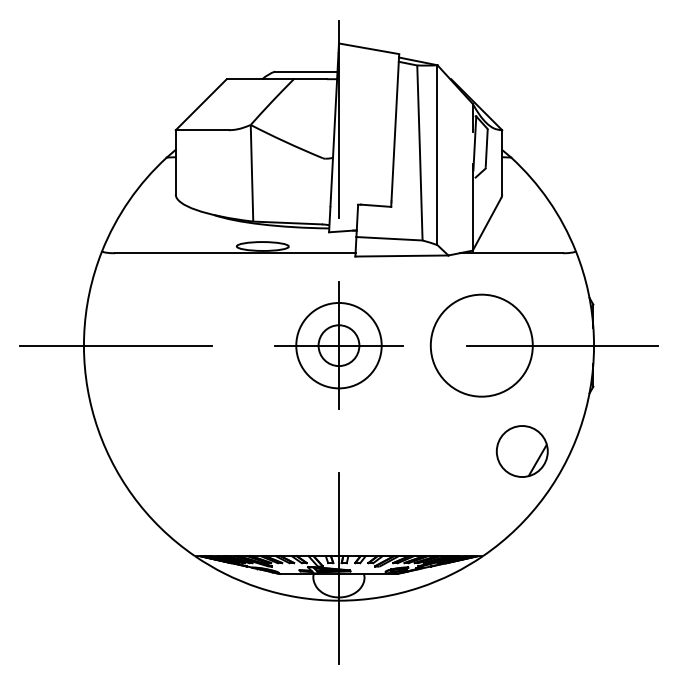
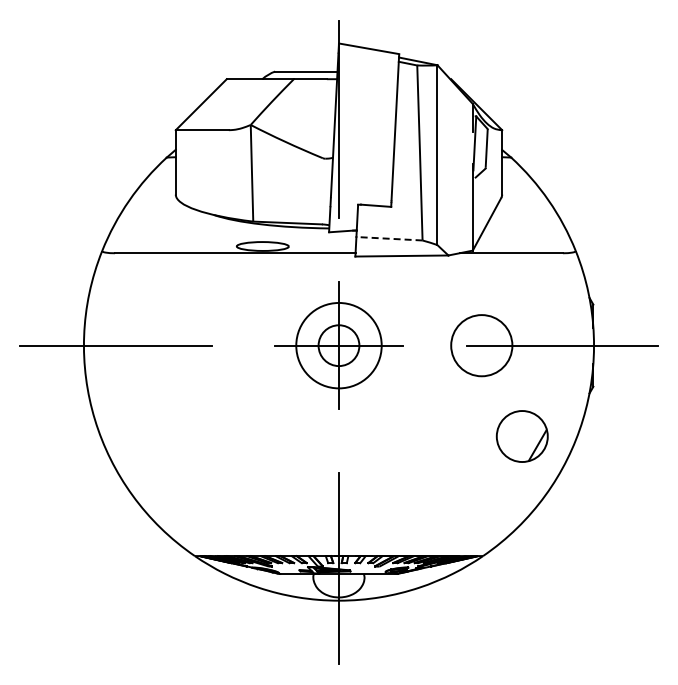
line: solid -> dashed (389, 238)
circle diameter: 102 px -> 61 px (481, 345)
part position: (521, 451) -> (521, 436) (521, 436)
